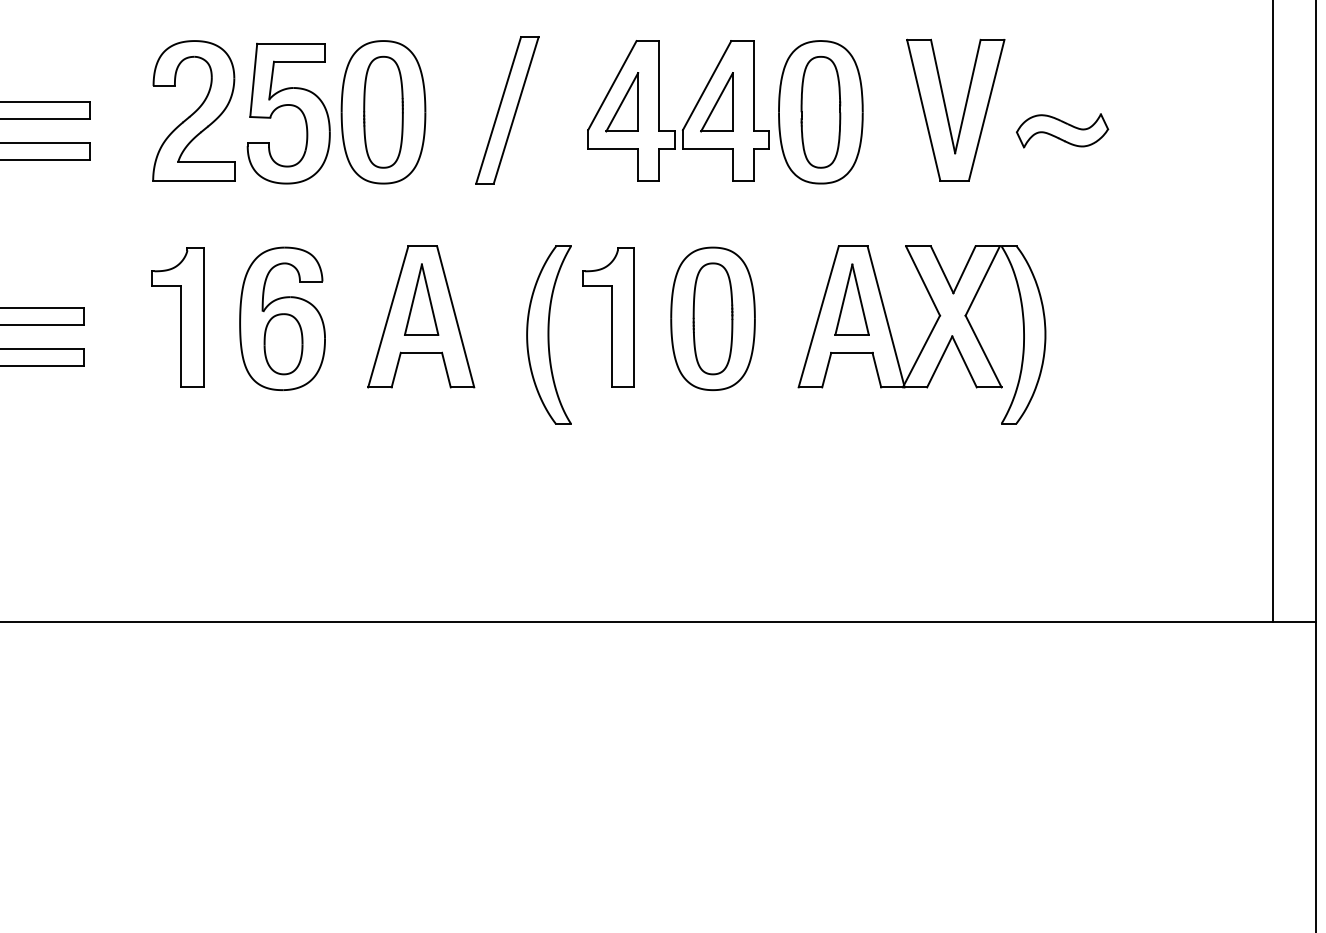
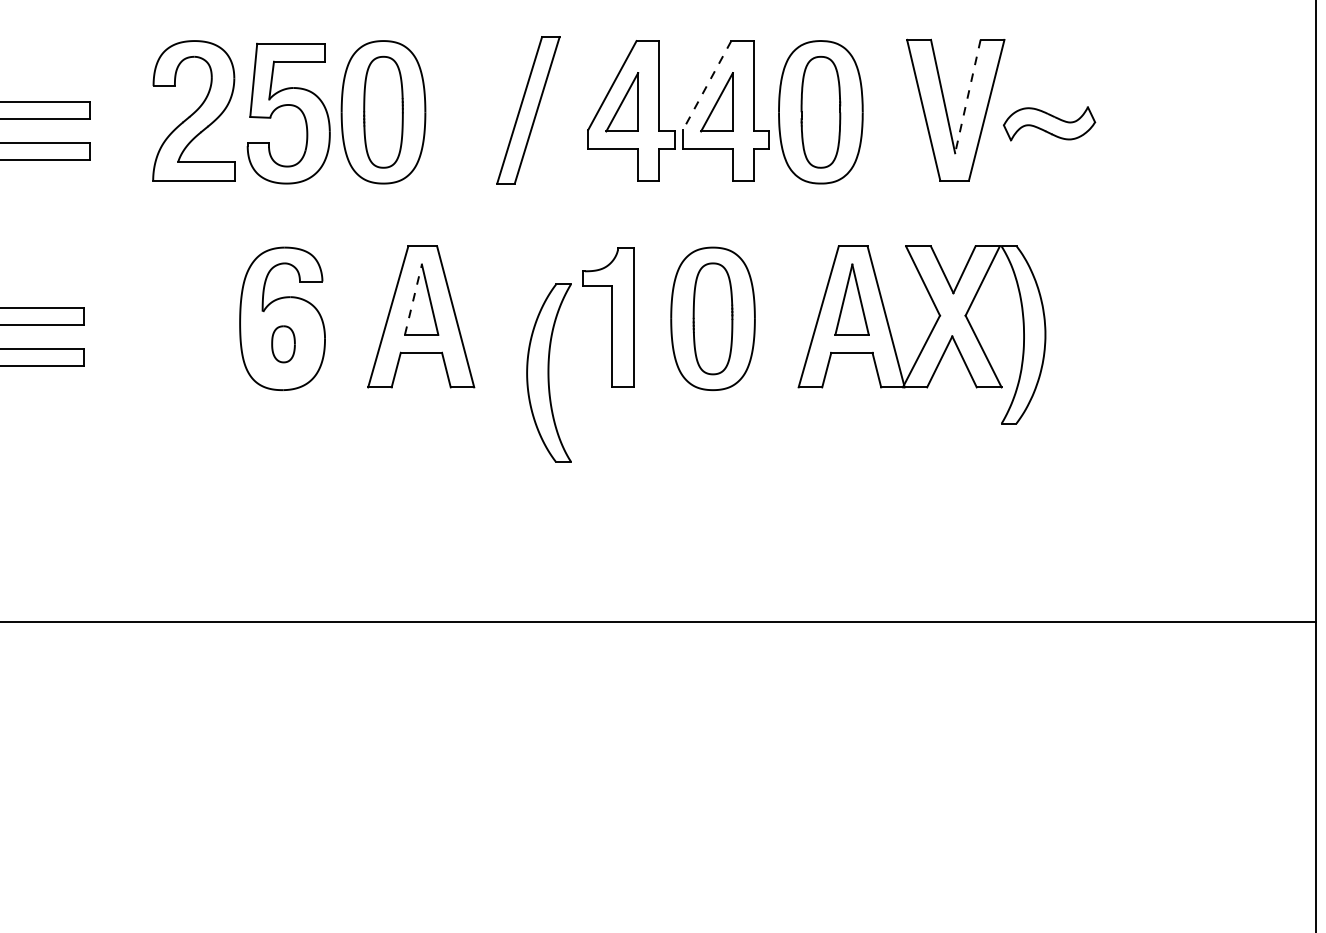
line: solid -> dashed (707, 85)
line: solid -> dashed (967, 97)
part position: (507, 110) -> (528, 110) (528, 110)
part position: (1062, 130) -> (1049, 123) (1049, 123)
line: solid -> dashed (413, 299)
line: present -> none (1272, 312)
part: present -> none (177, 317)
part position: (548, 334) -> (548, 372) (548, 372)
part size: 41x63 px -> 25x39 px (283, 344)
